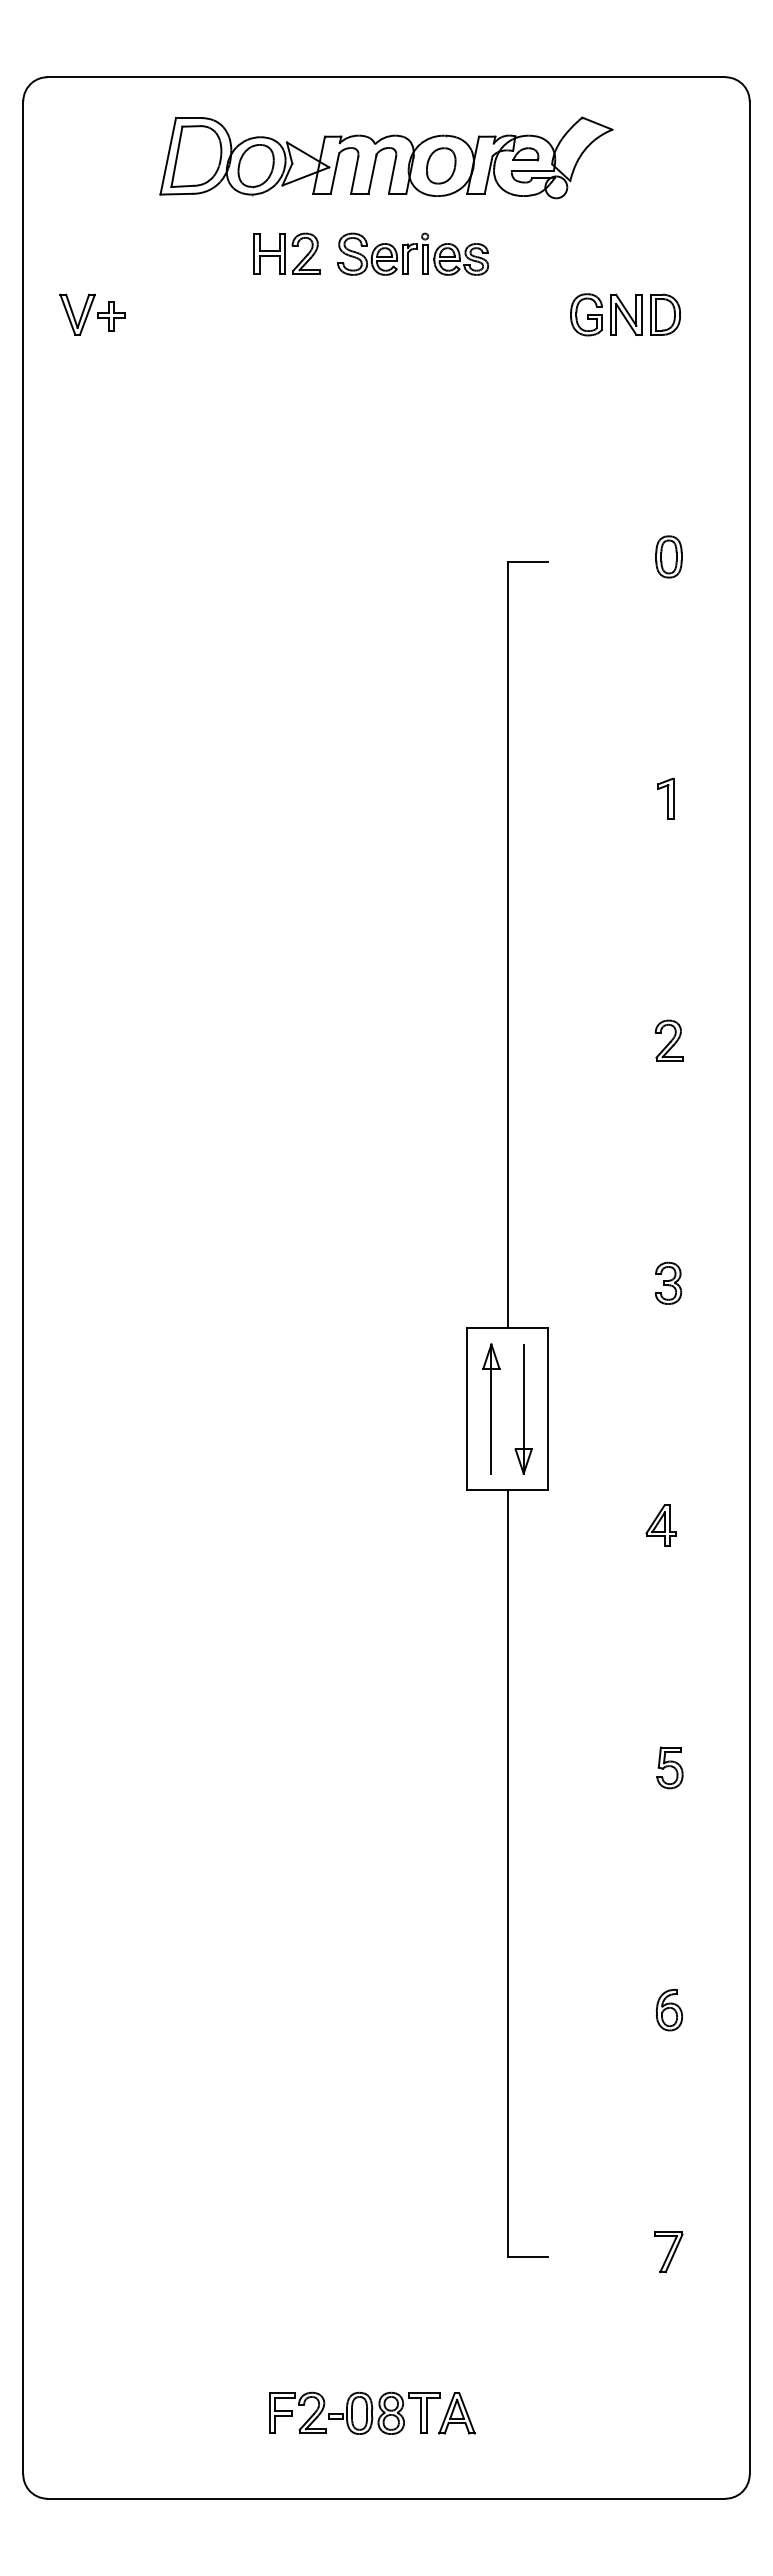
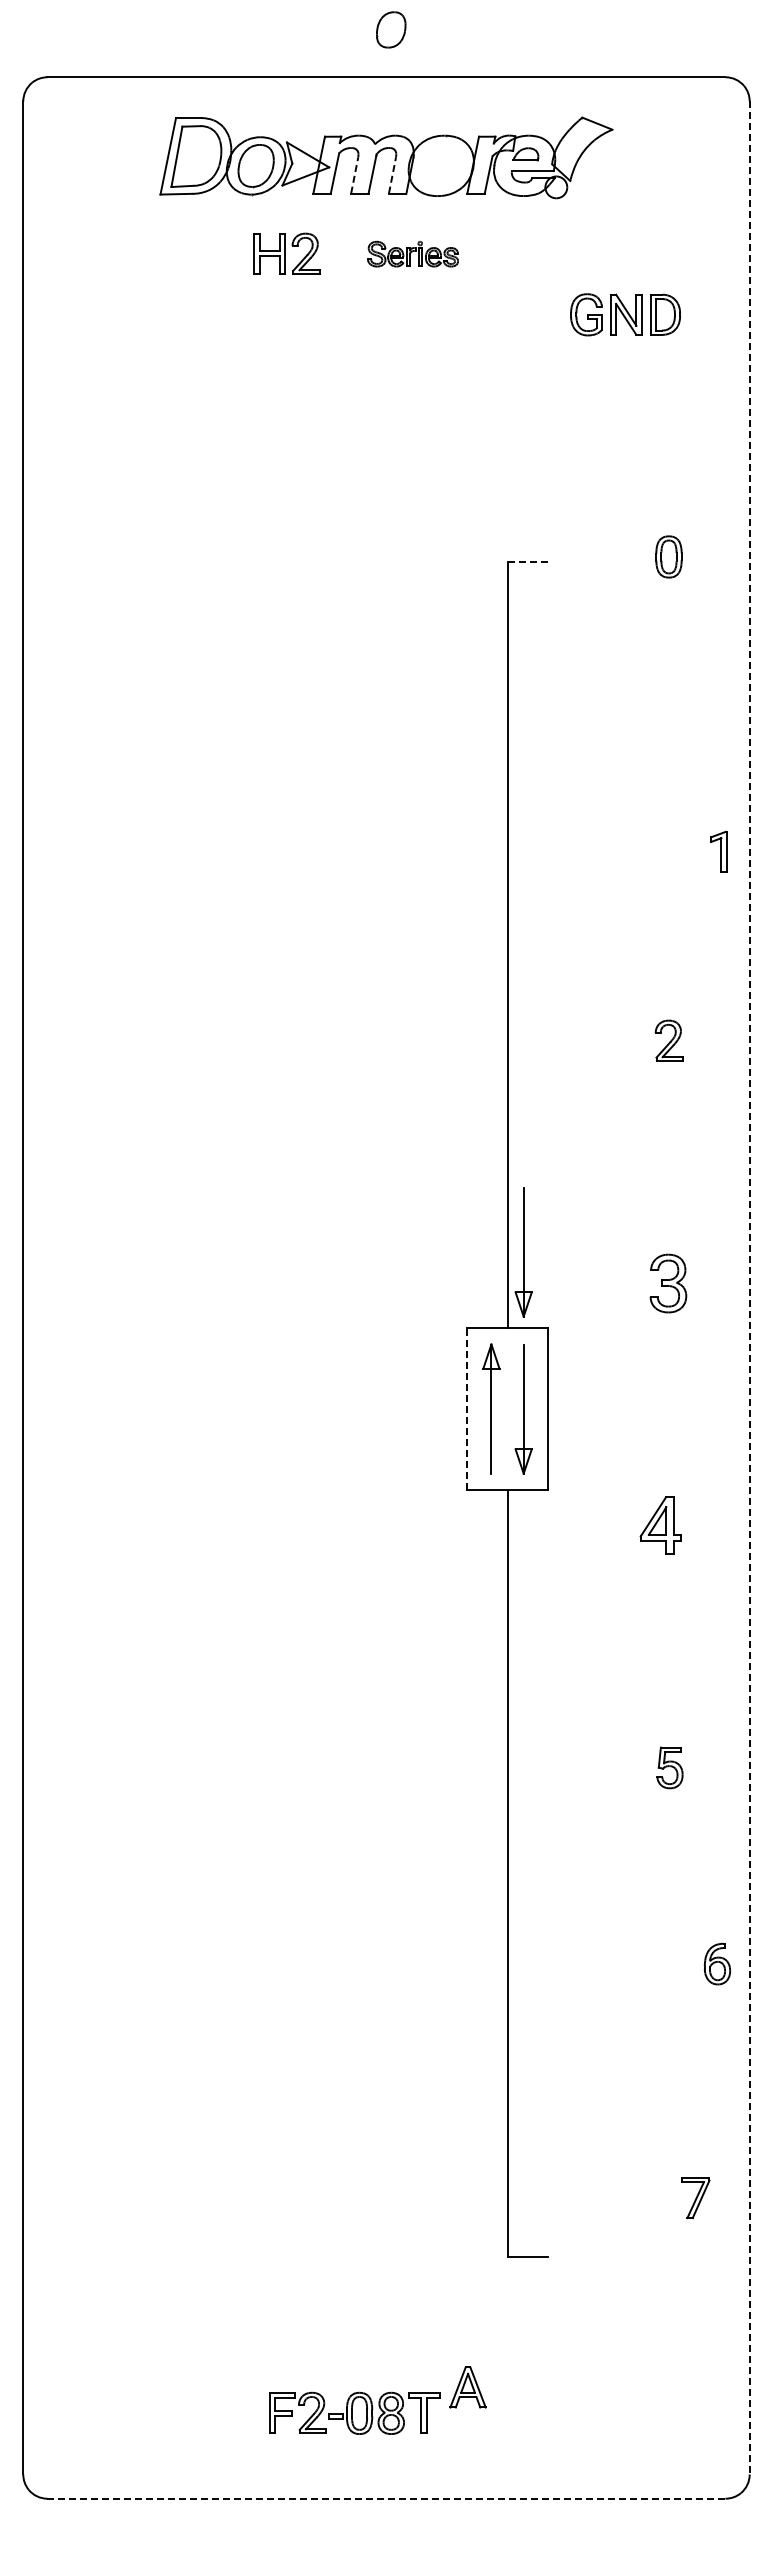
part position: (441, 165) -> (391, 29) (391, 29)
line: solid -> dashed (354, 174)
line: solid -> dashed (392, 174)
part size: 152x44 px -> 92x28 px (412, 253)
part: present -> none (92, 314)
line: solid -> dashed (527, 561)
part position: (665, 798) -> (718, 851) (718, 851)
part: none -> present (523, 1252)
part size: 29x44 px -> 39x61 px (668, 1283)
line: solid -> dashed (749, 1288)
line: solid -> dashed (467, 1409)
part size: 32x43 px -> 43x59 px (660, 1525)
part position: (669, 2009) -> (717, 1963) (717, 1963)
part position: (668, 2252) -> (695, 2198) (695, 2198)
part position: (456, 2413) -> (467, 2387) (467, 2387)
line: solid -> dashed (385, 2498)
